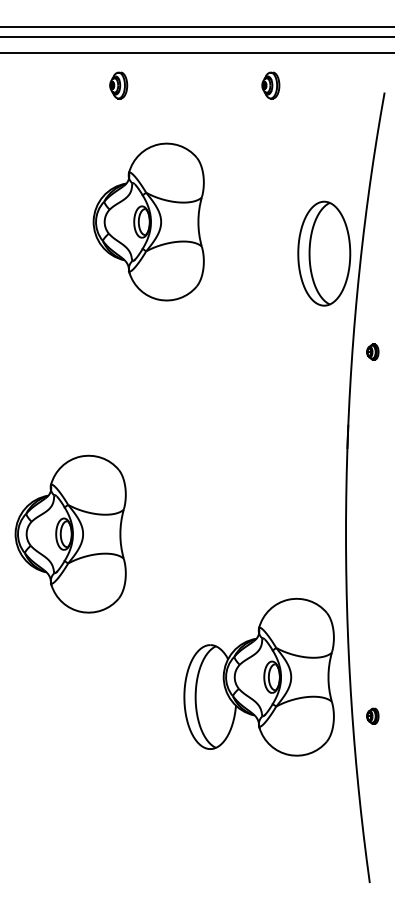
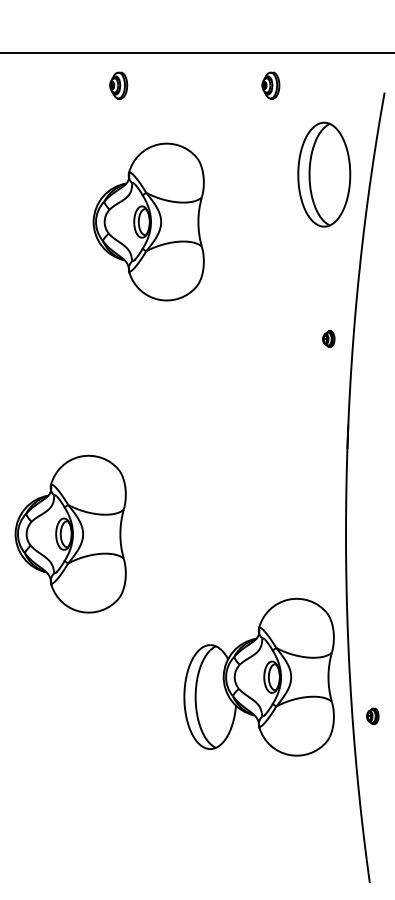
line: present -> none (196, 26)
line: present -> none (196, 37)
part position: (324, 253) -> (324, 174) (324, 174)
part position: (372, 351) -> (328, 338) (328, 338)
